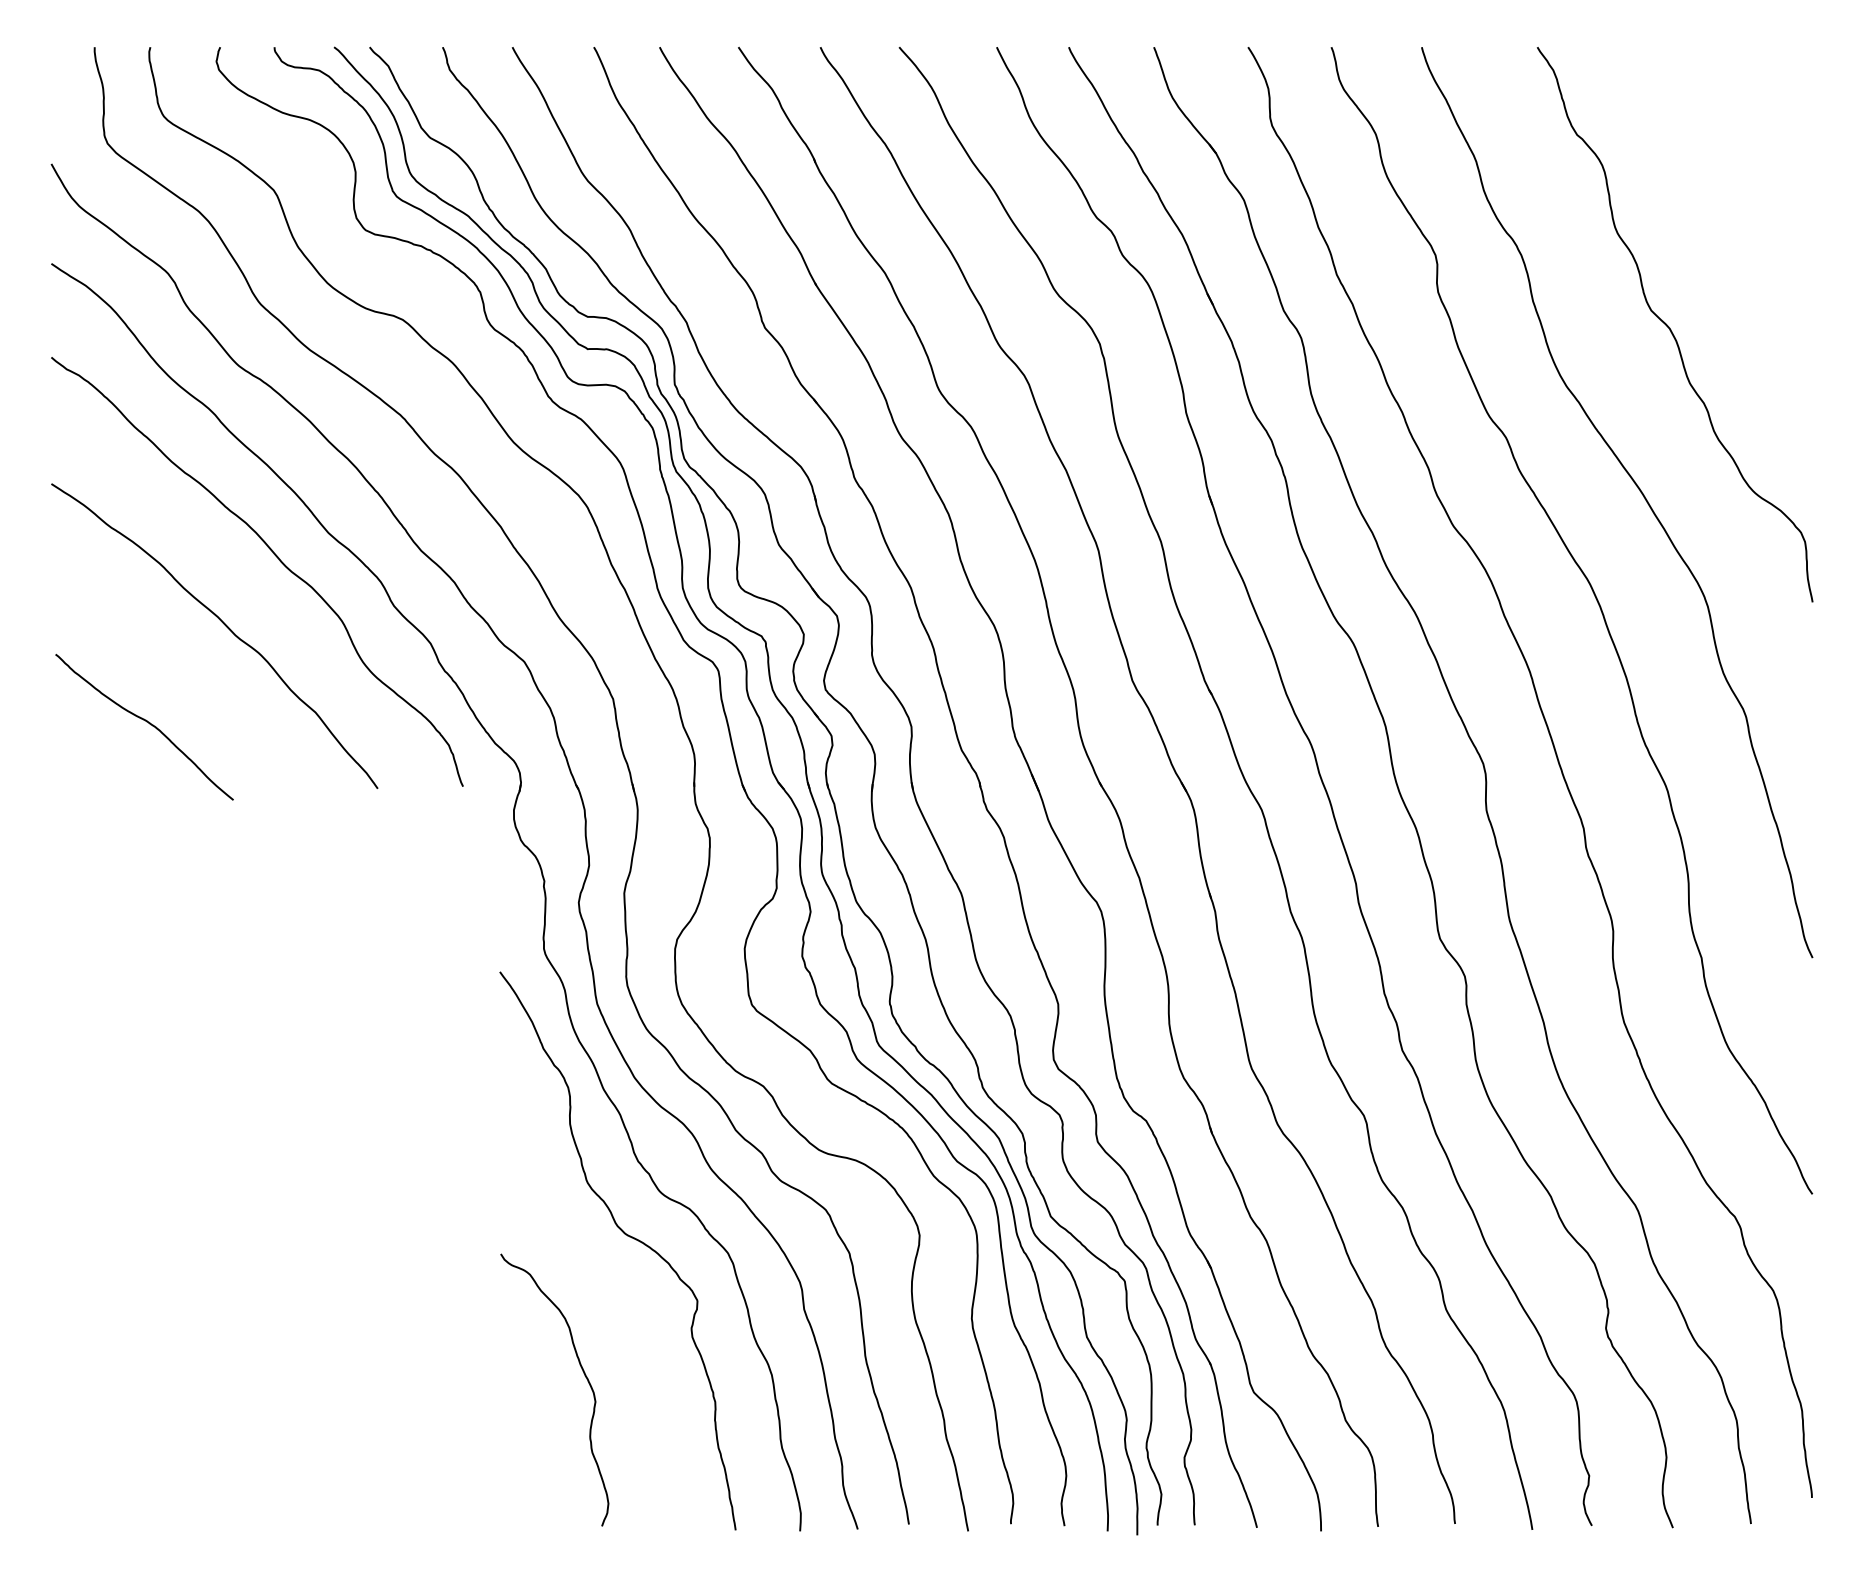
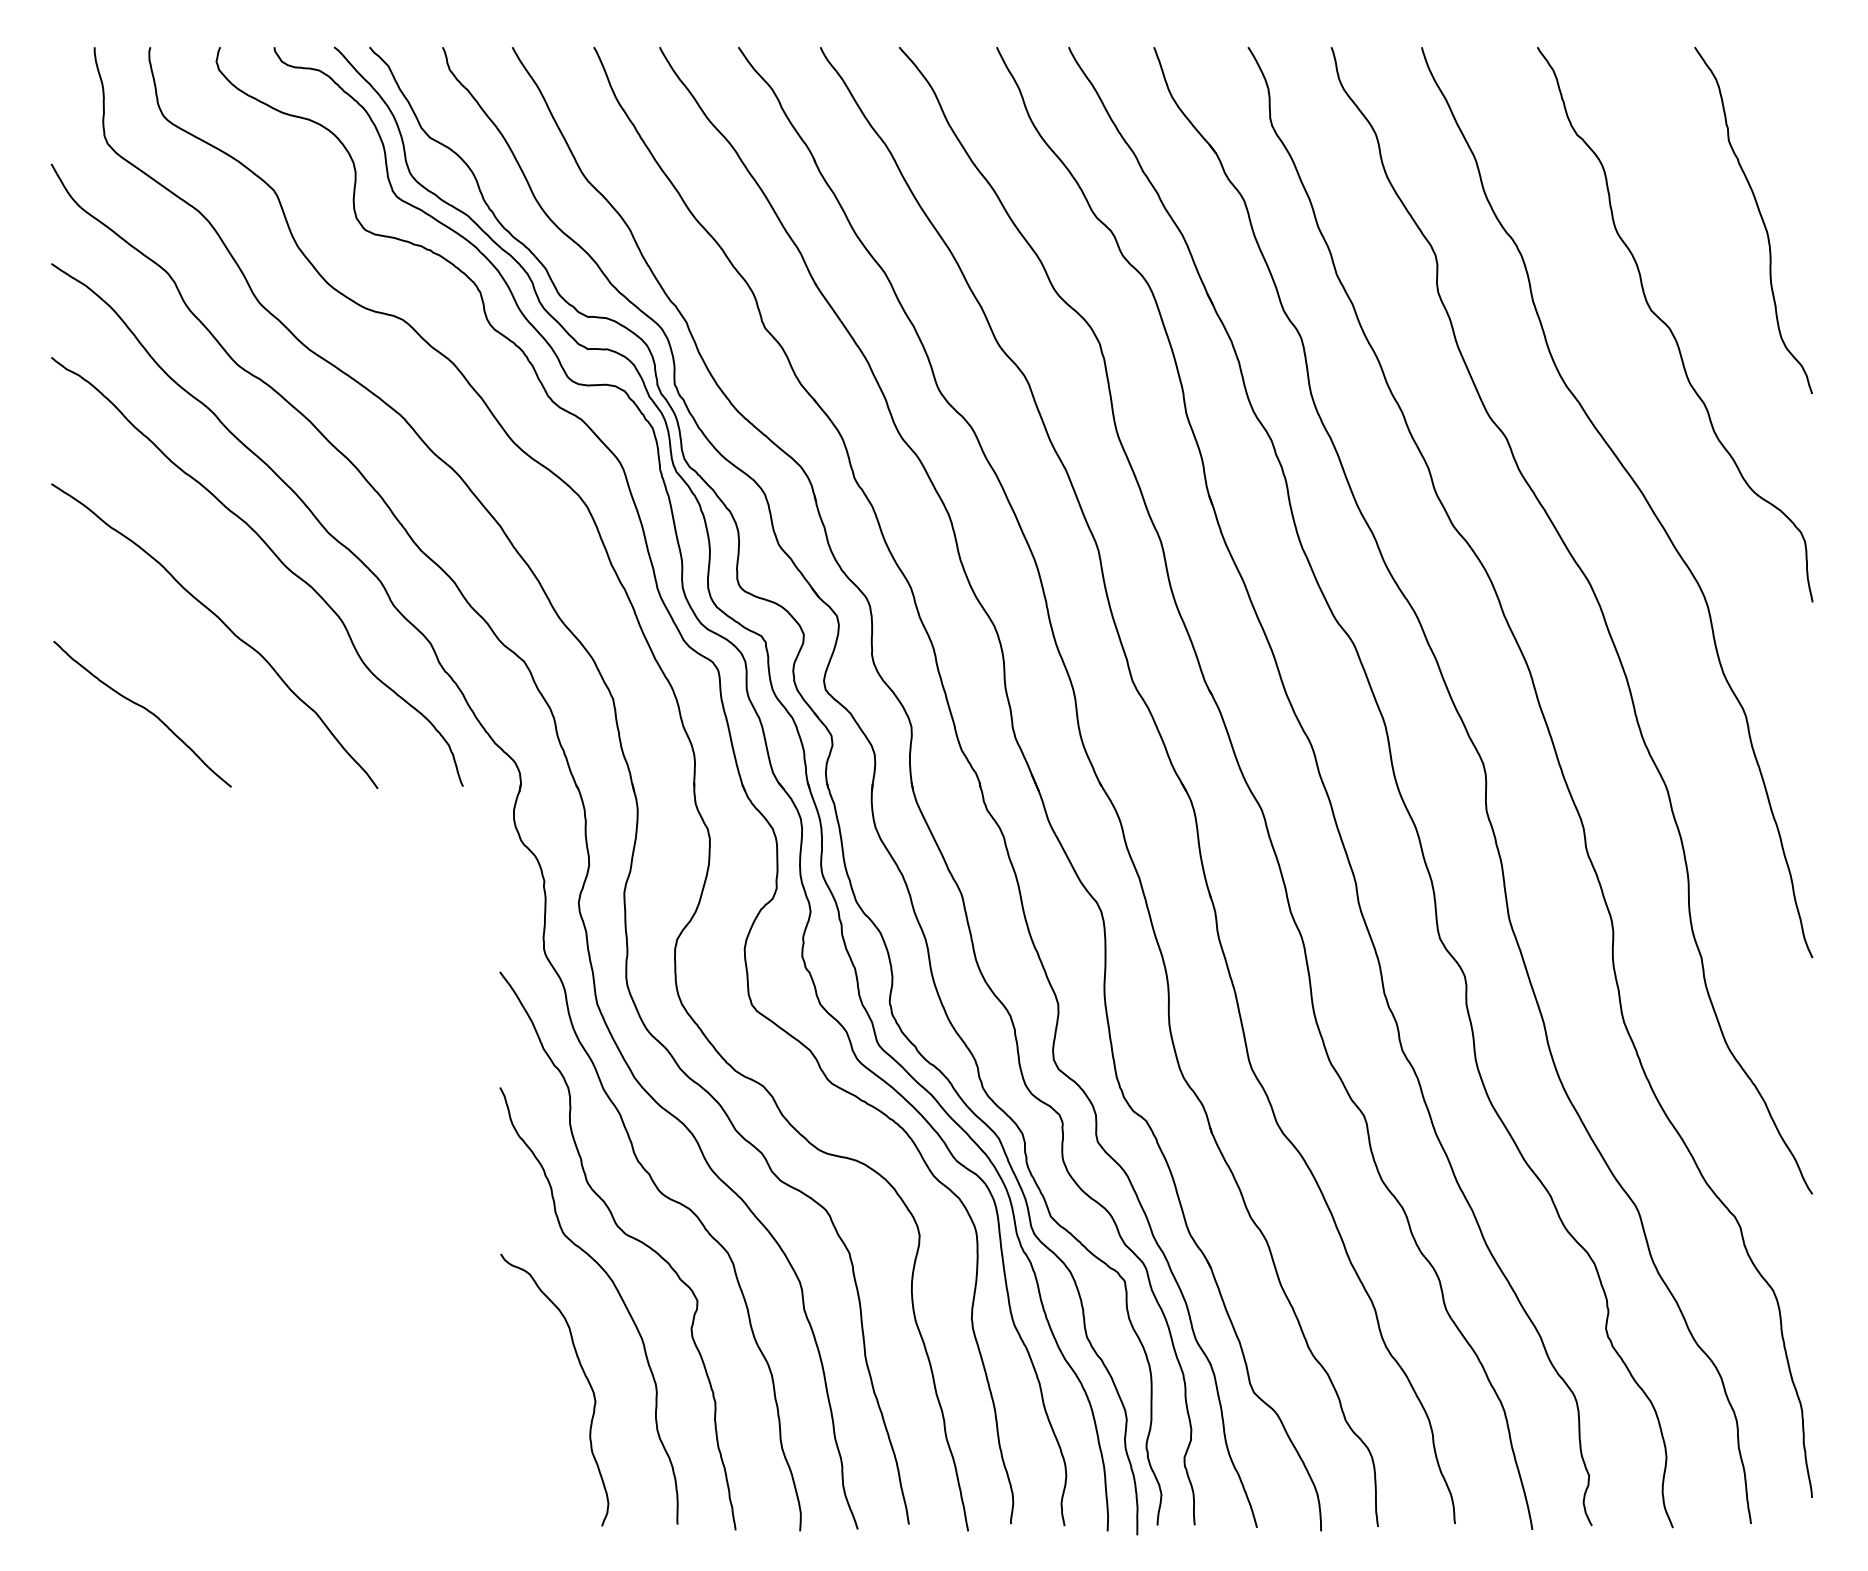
curve: none -> present (1760, 217)
curve position: (146, 722) -> (144, 709) (144, 709)
curve: none -> present (614, 1287)
